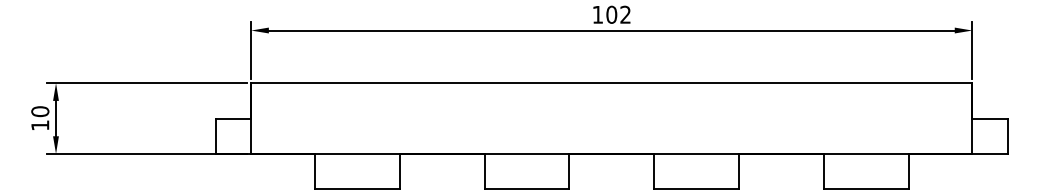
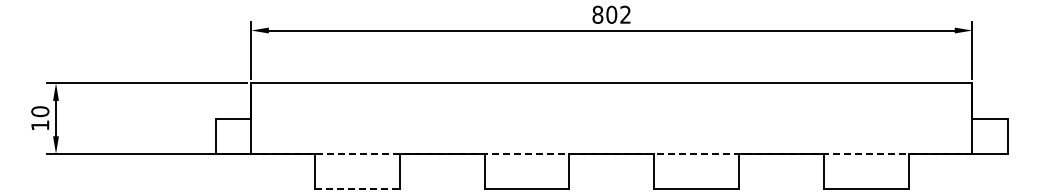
text: 102 -> 802 (597, 14)
line: solid -> dashed (611, 153)
line: solid -> dashed (357, 189)
